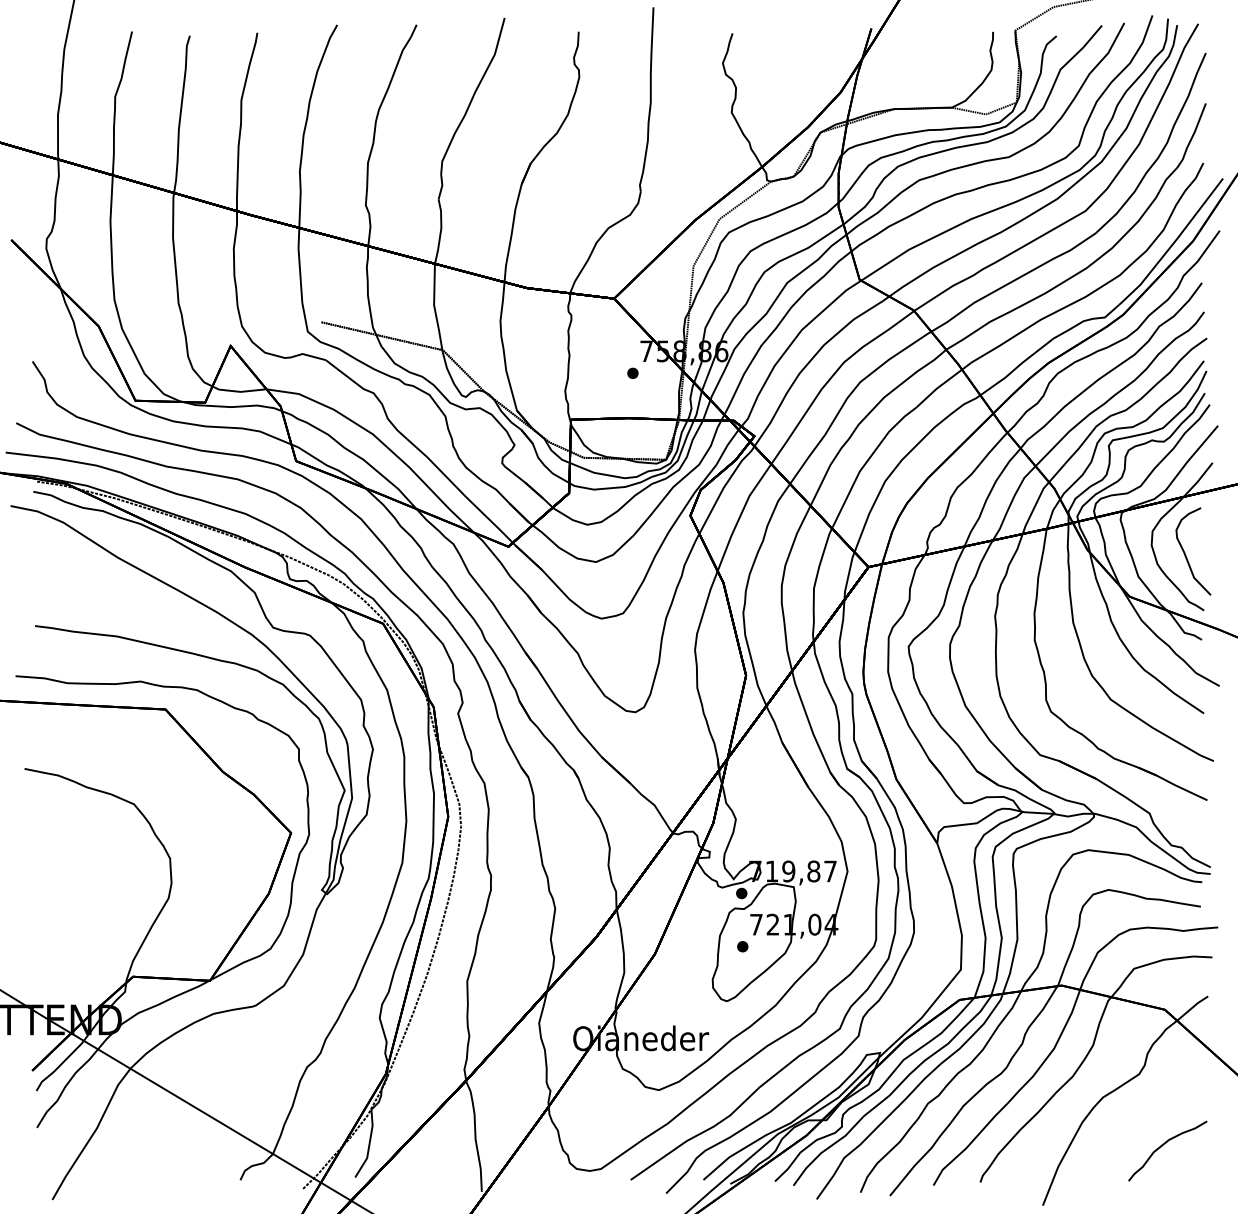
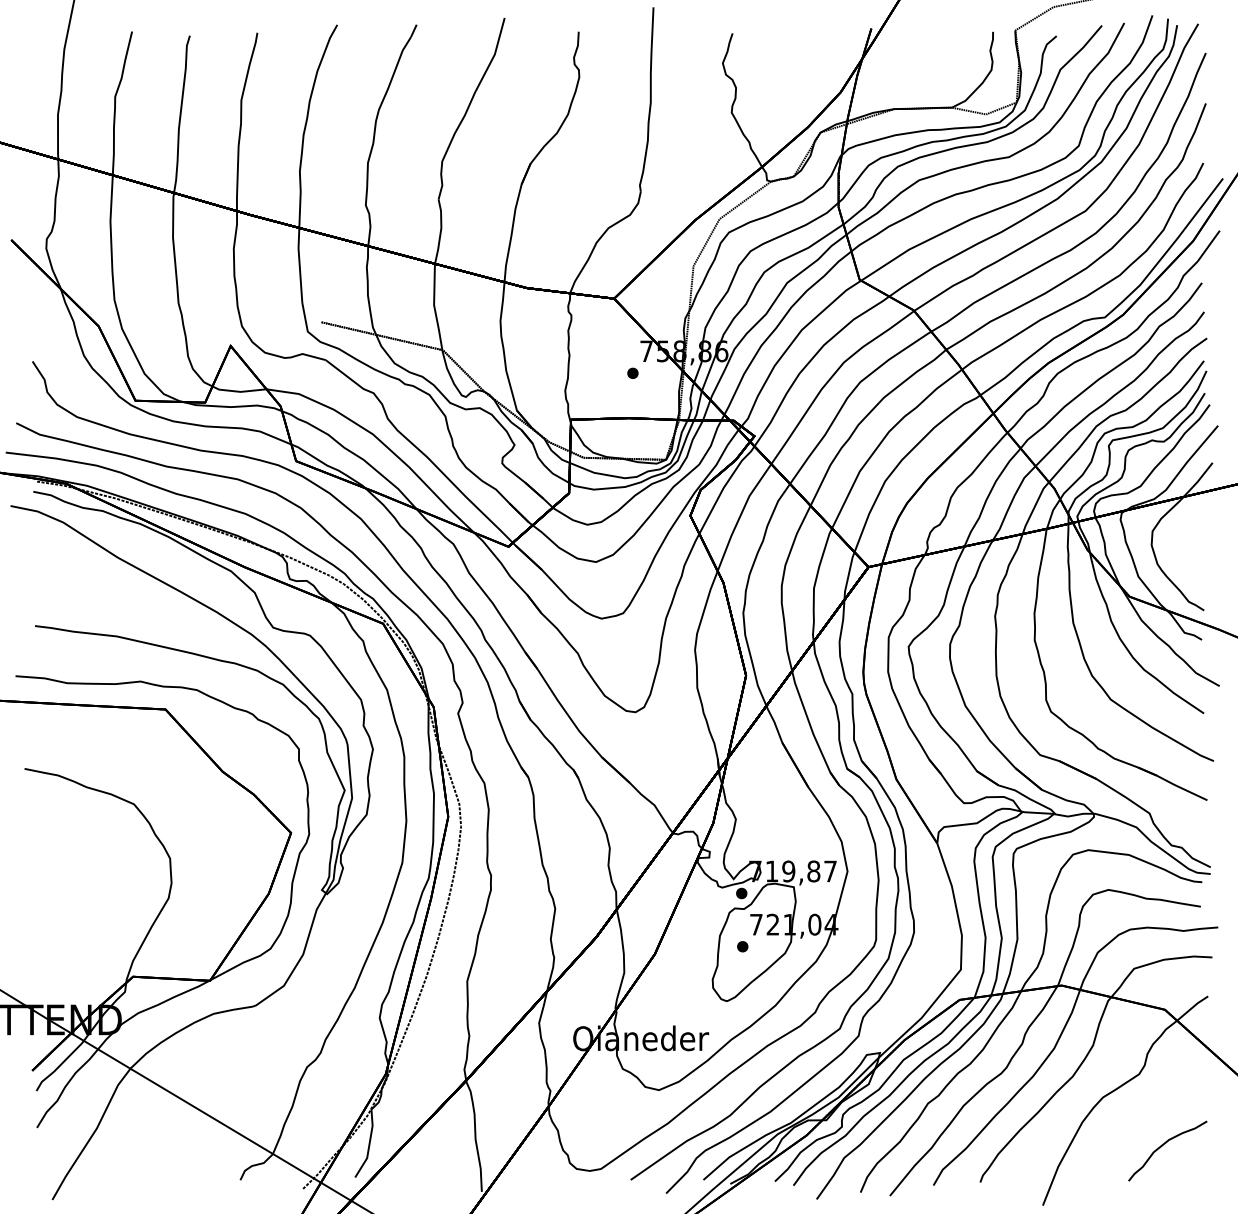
curve: present -> none (1185, 552)
